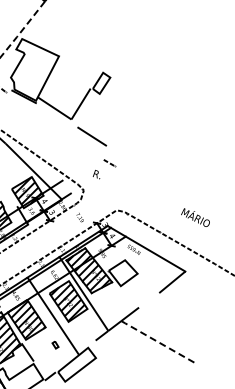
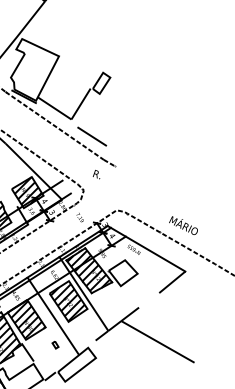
line: dashed -> solid (22, 30)
line: none -> present (54, 125)
text position: (195, 217) -> (183, 225) (183, 225)
line: dashed -> solid (157, 341)
